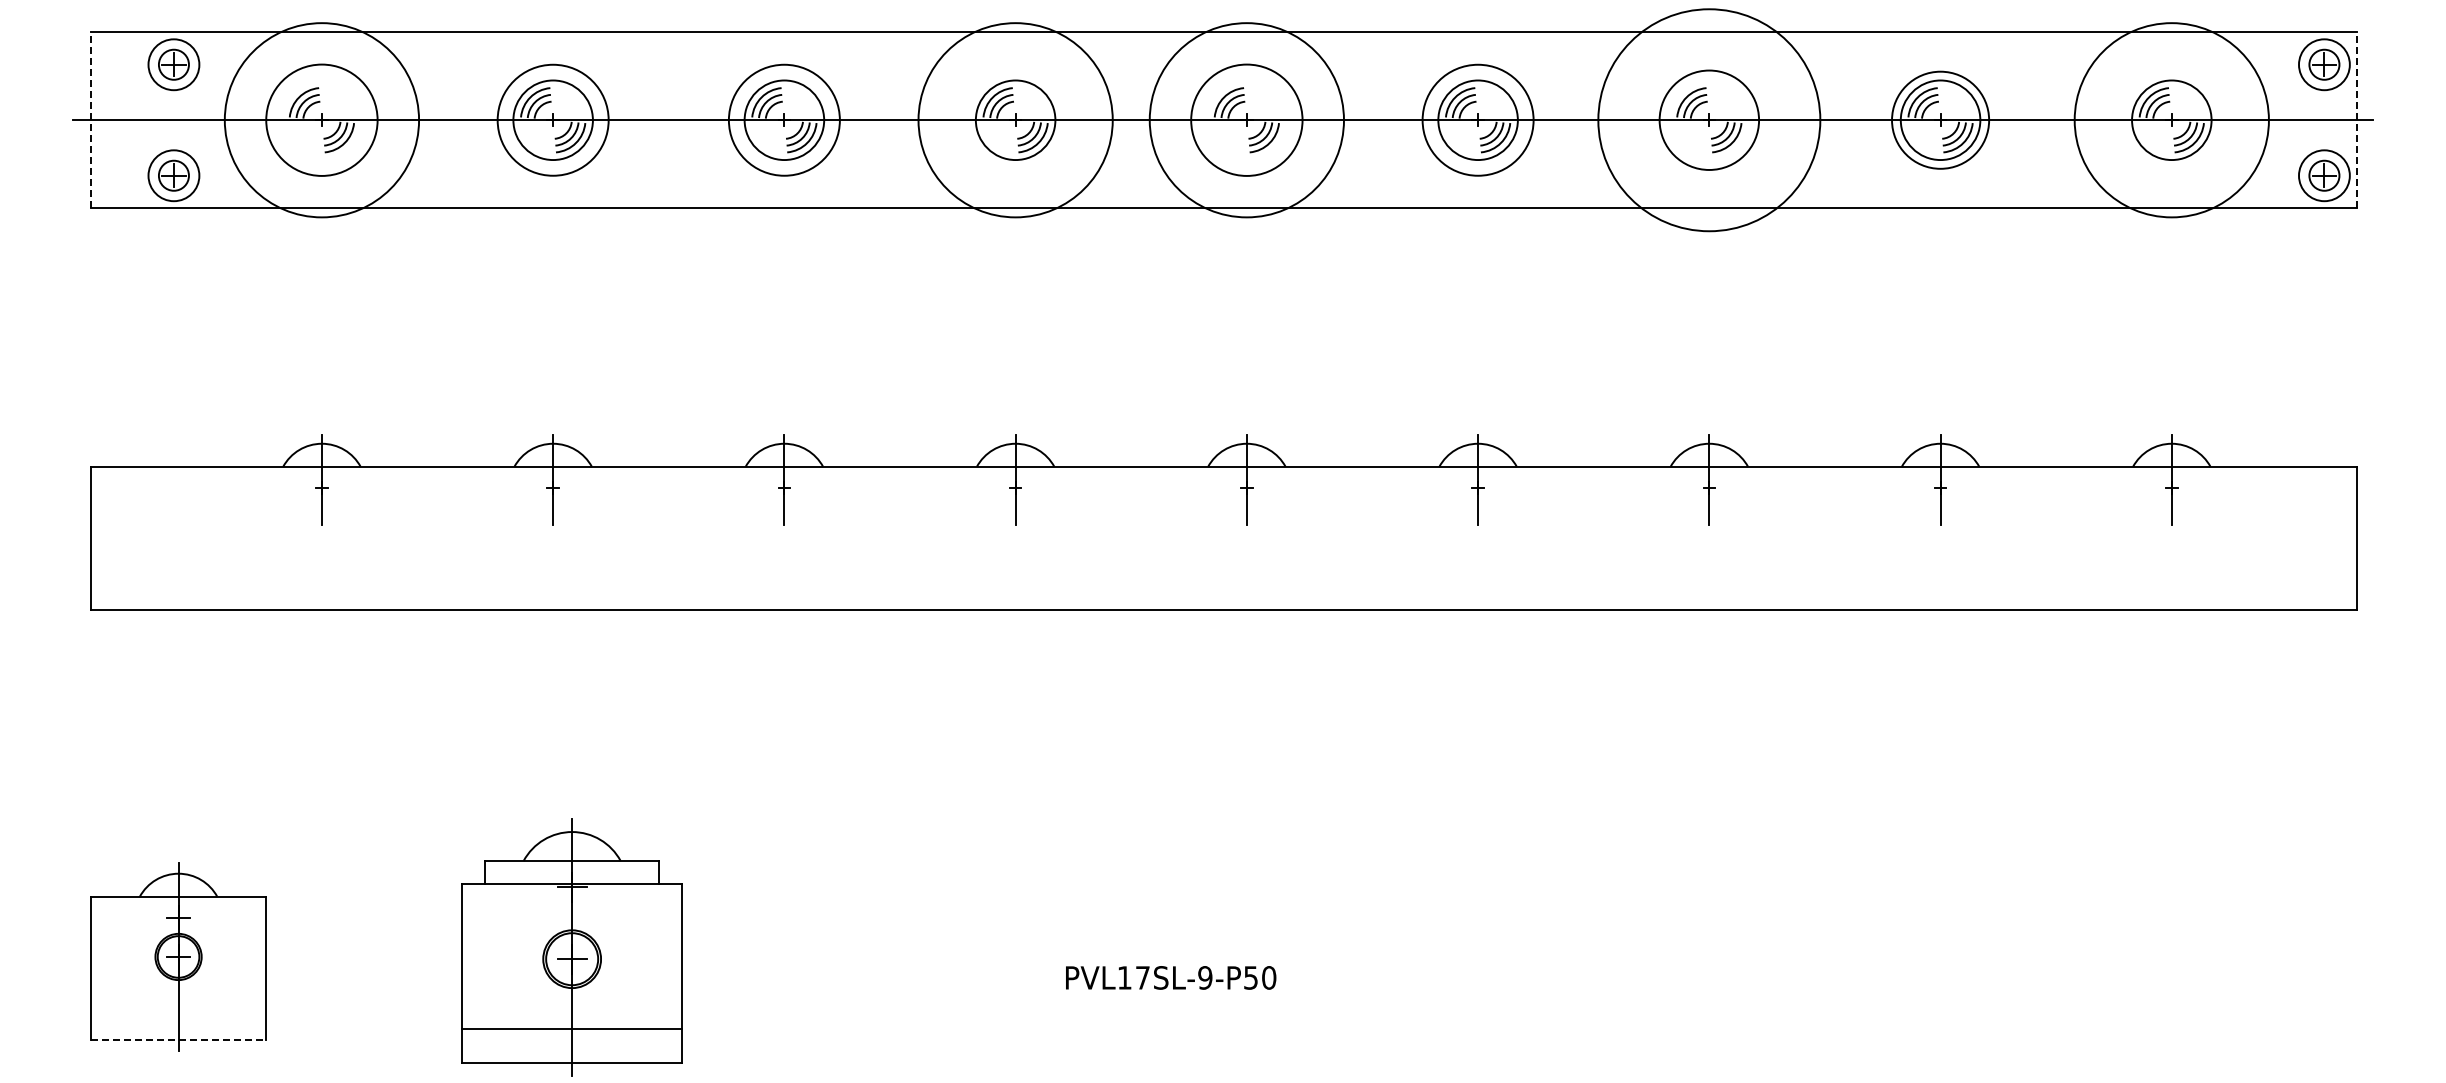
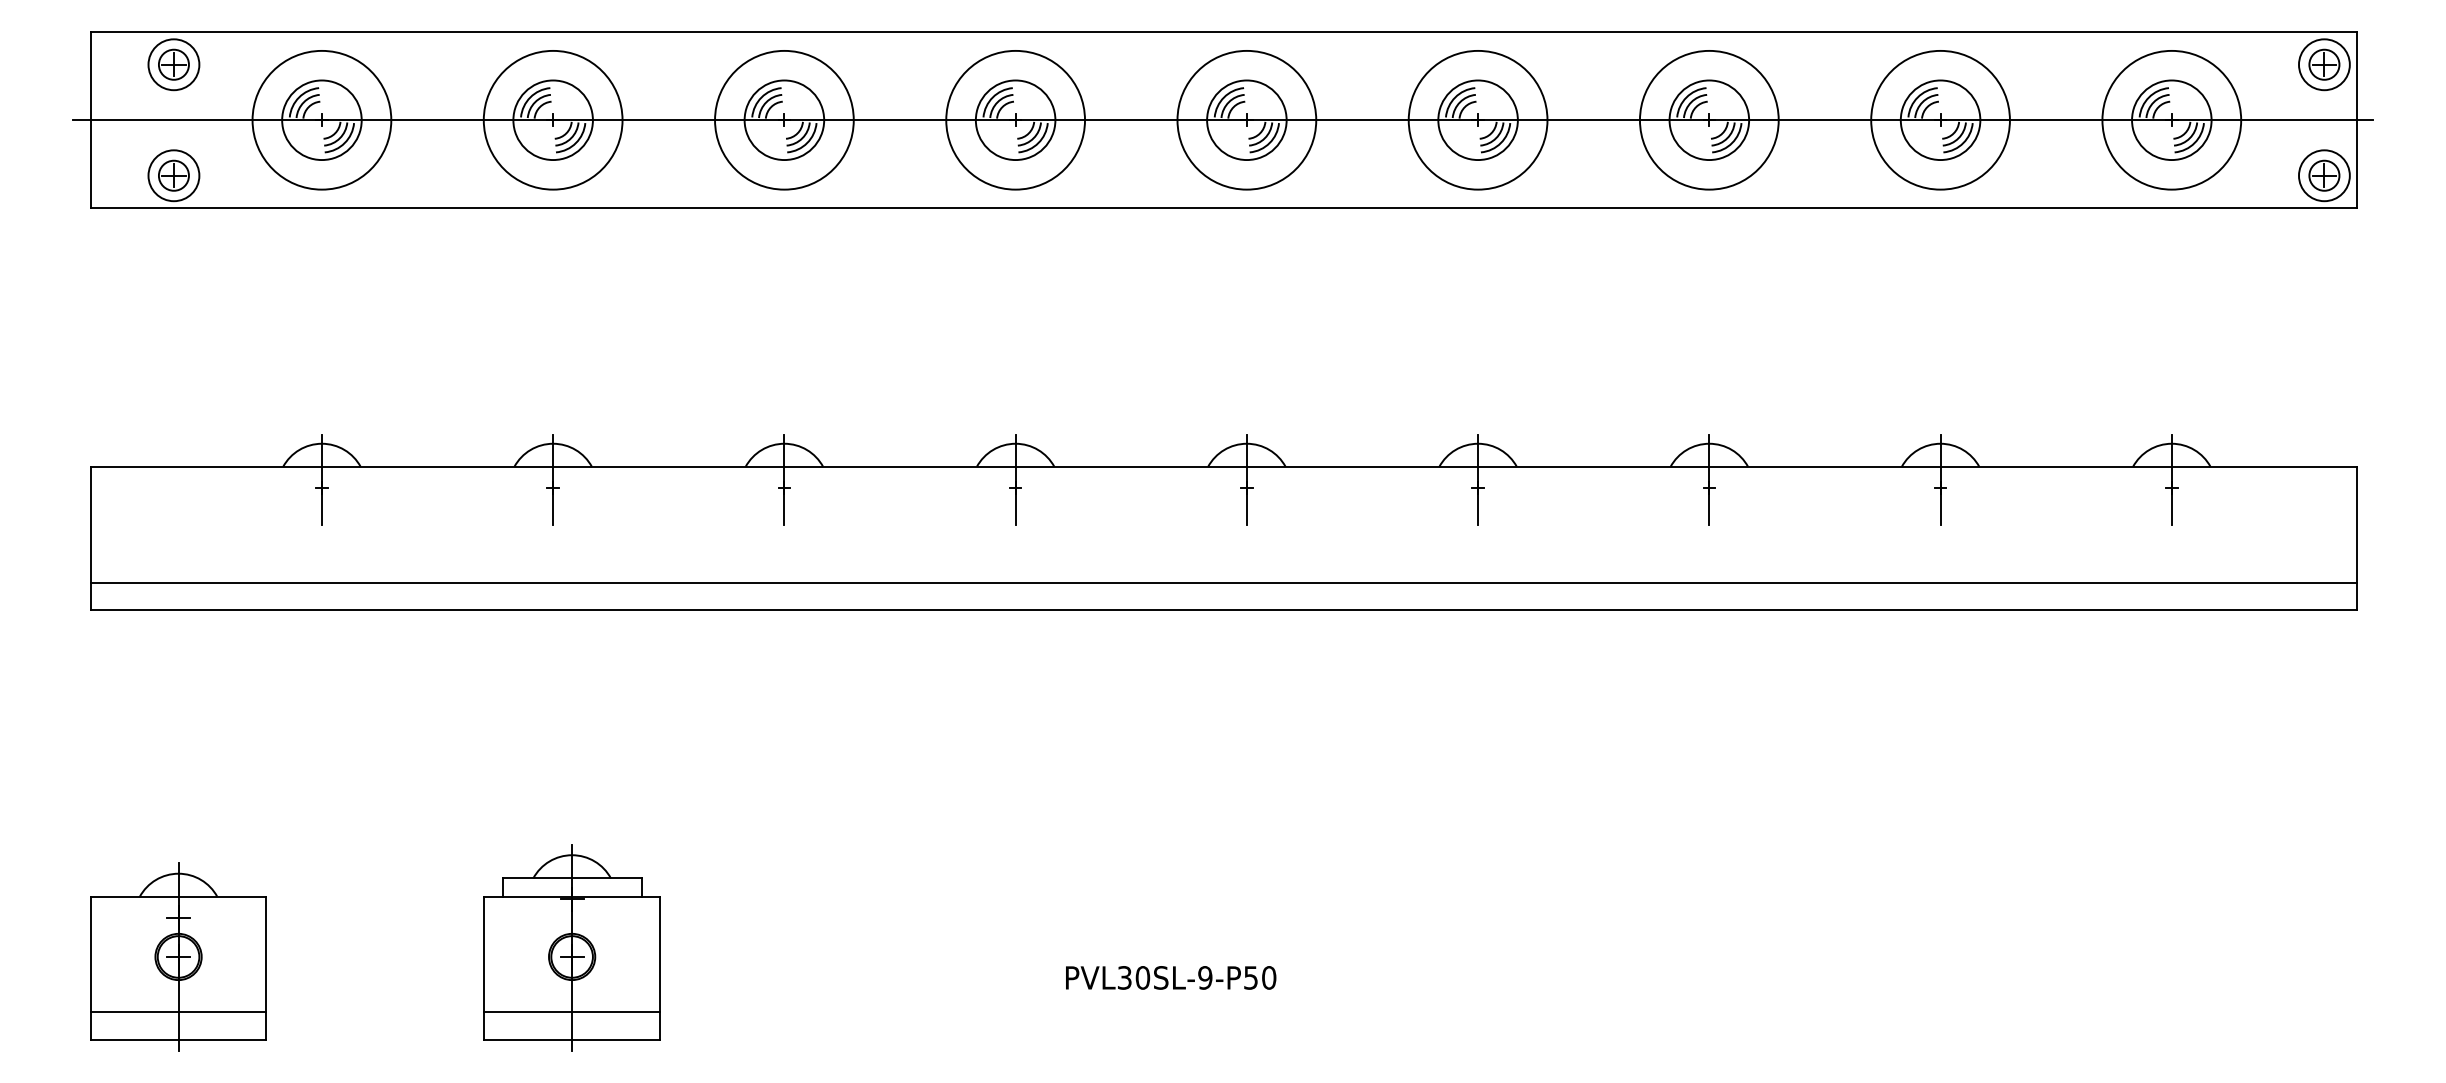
circle diameter: 111 px -> 80 px (321, 120)
circle diameter: 111 px -> 139 px (552, 119)
circle diameter: 111 px -> 139 px (784, 119)
circle diameter: 111 px -> 80 px (1246, 120)
circle diameter: 111 px -> 139 px (1477, 119)
circle diameter: 99 px -> 80 px (1709, 120)
circle diameter: 97 px -> 139 px (1940, 119)
line: dashed -> solid (90, 120)
circle diameter: 194 px -> 139 px (321, 119)
circle diameter: 194 px -> 139 px (1015, 119)
circle diameter: 194 px -> 139 px (1246, 119)
circle diameter: 222 px -> 139 px (1708, 119)
circle diameter: 194 px -> 139 px (2171, 119)
line: dashed -> solid (2356, 120)
line: none -> present (1223, 582)
part size: 222x259 px -> 178x208 px (571, 947)
text: PVL17SL-9-P50 -> PVL30SL-9-P50 (1134, 977)
line: none -> present (178, 1012)
line: dashed -> solid (178, 1040)
